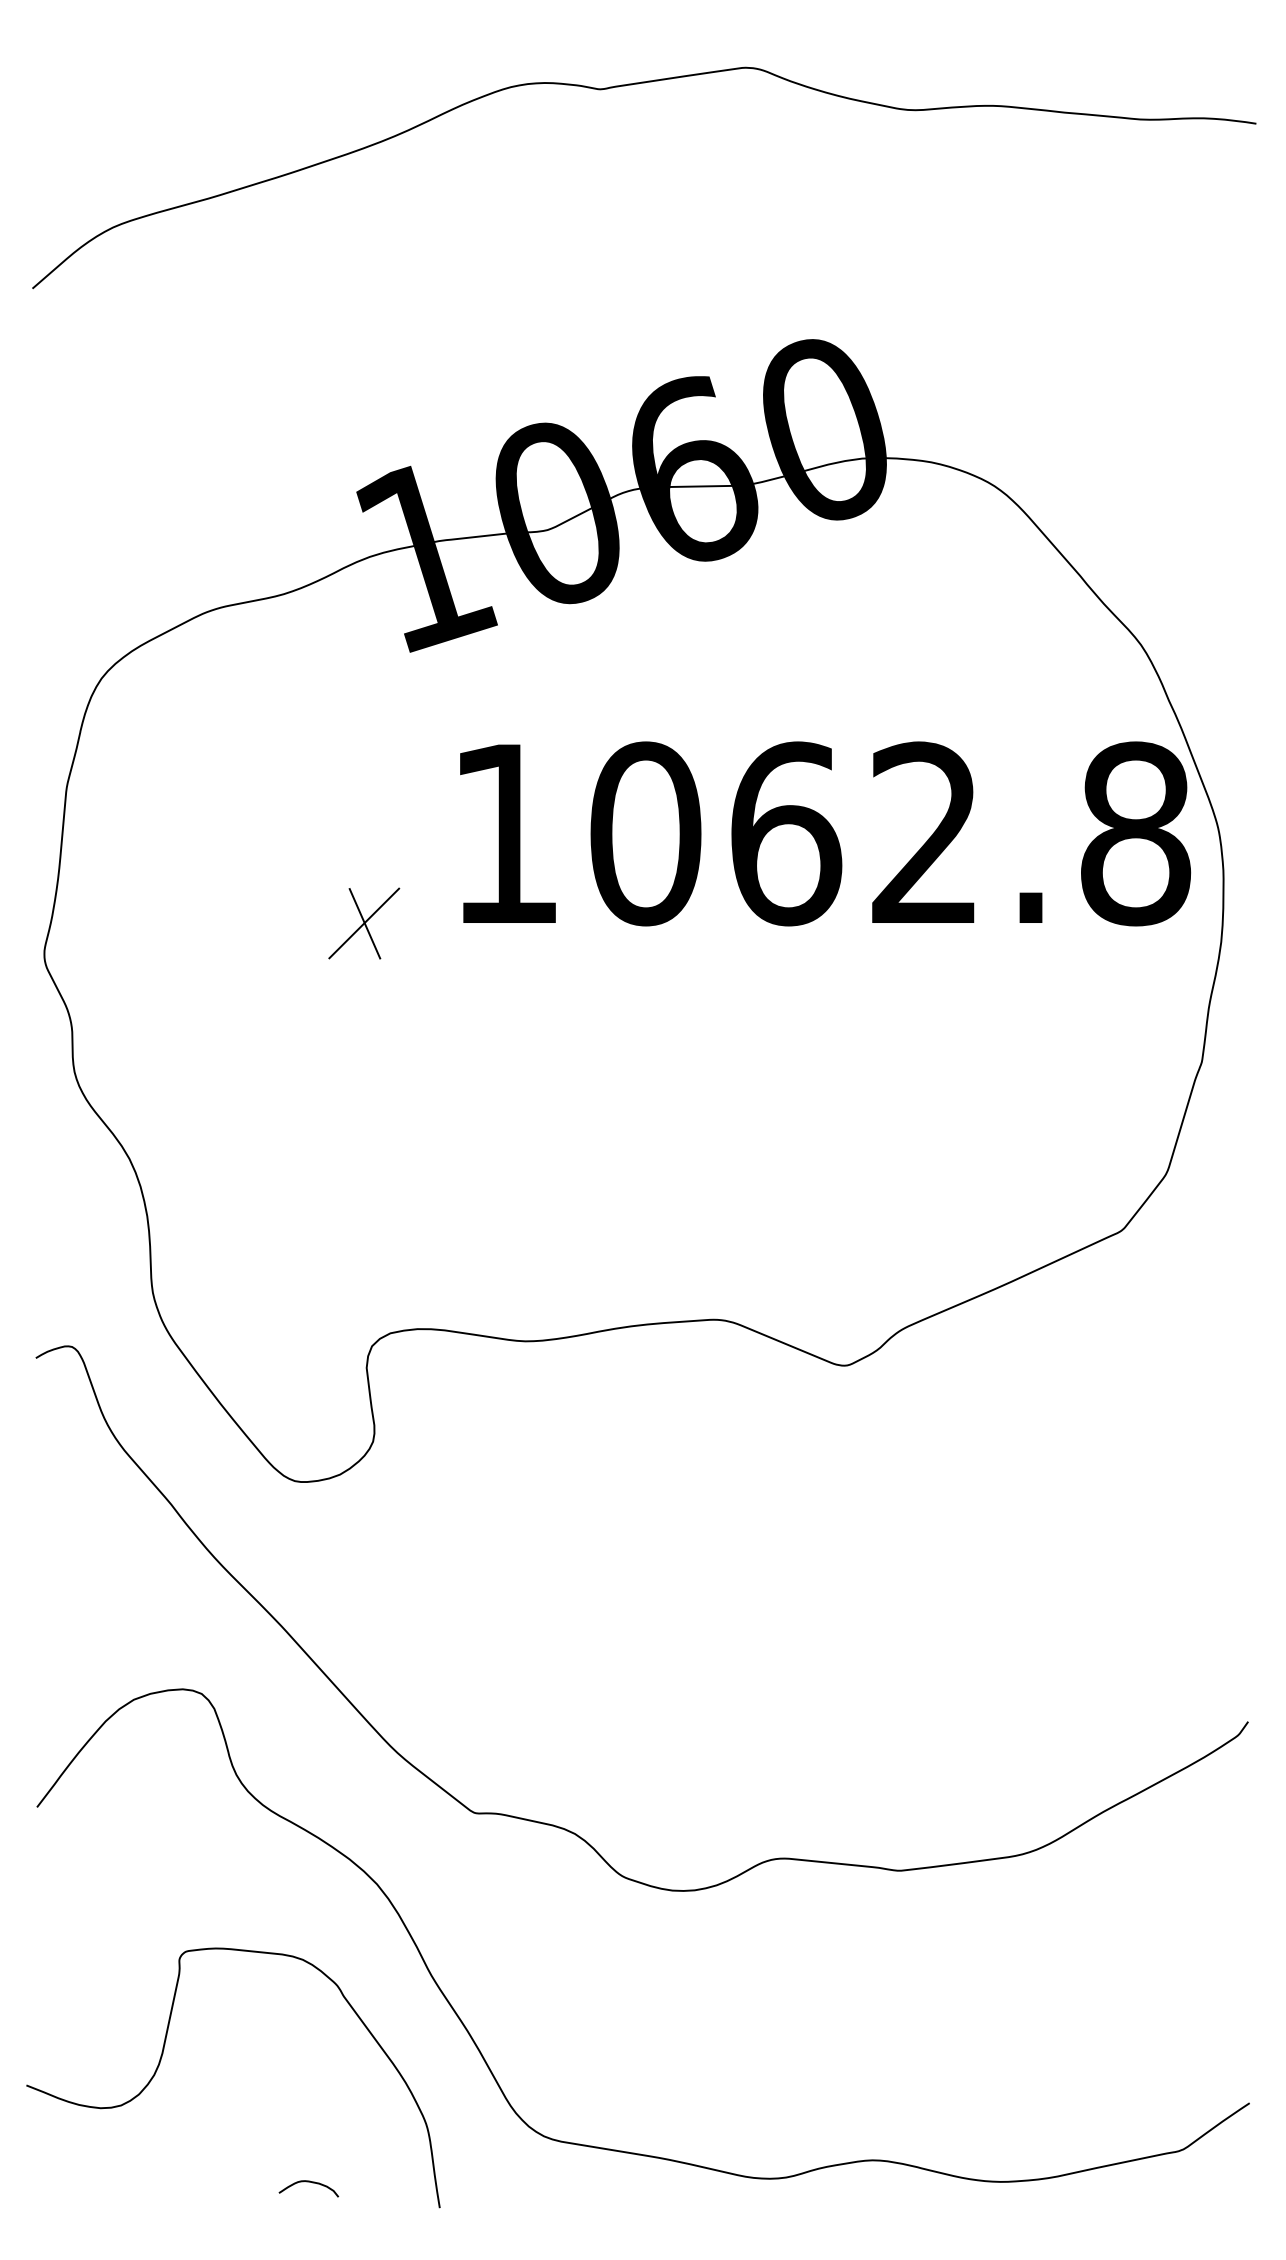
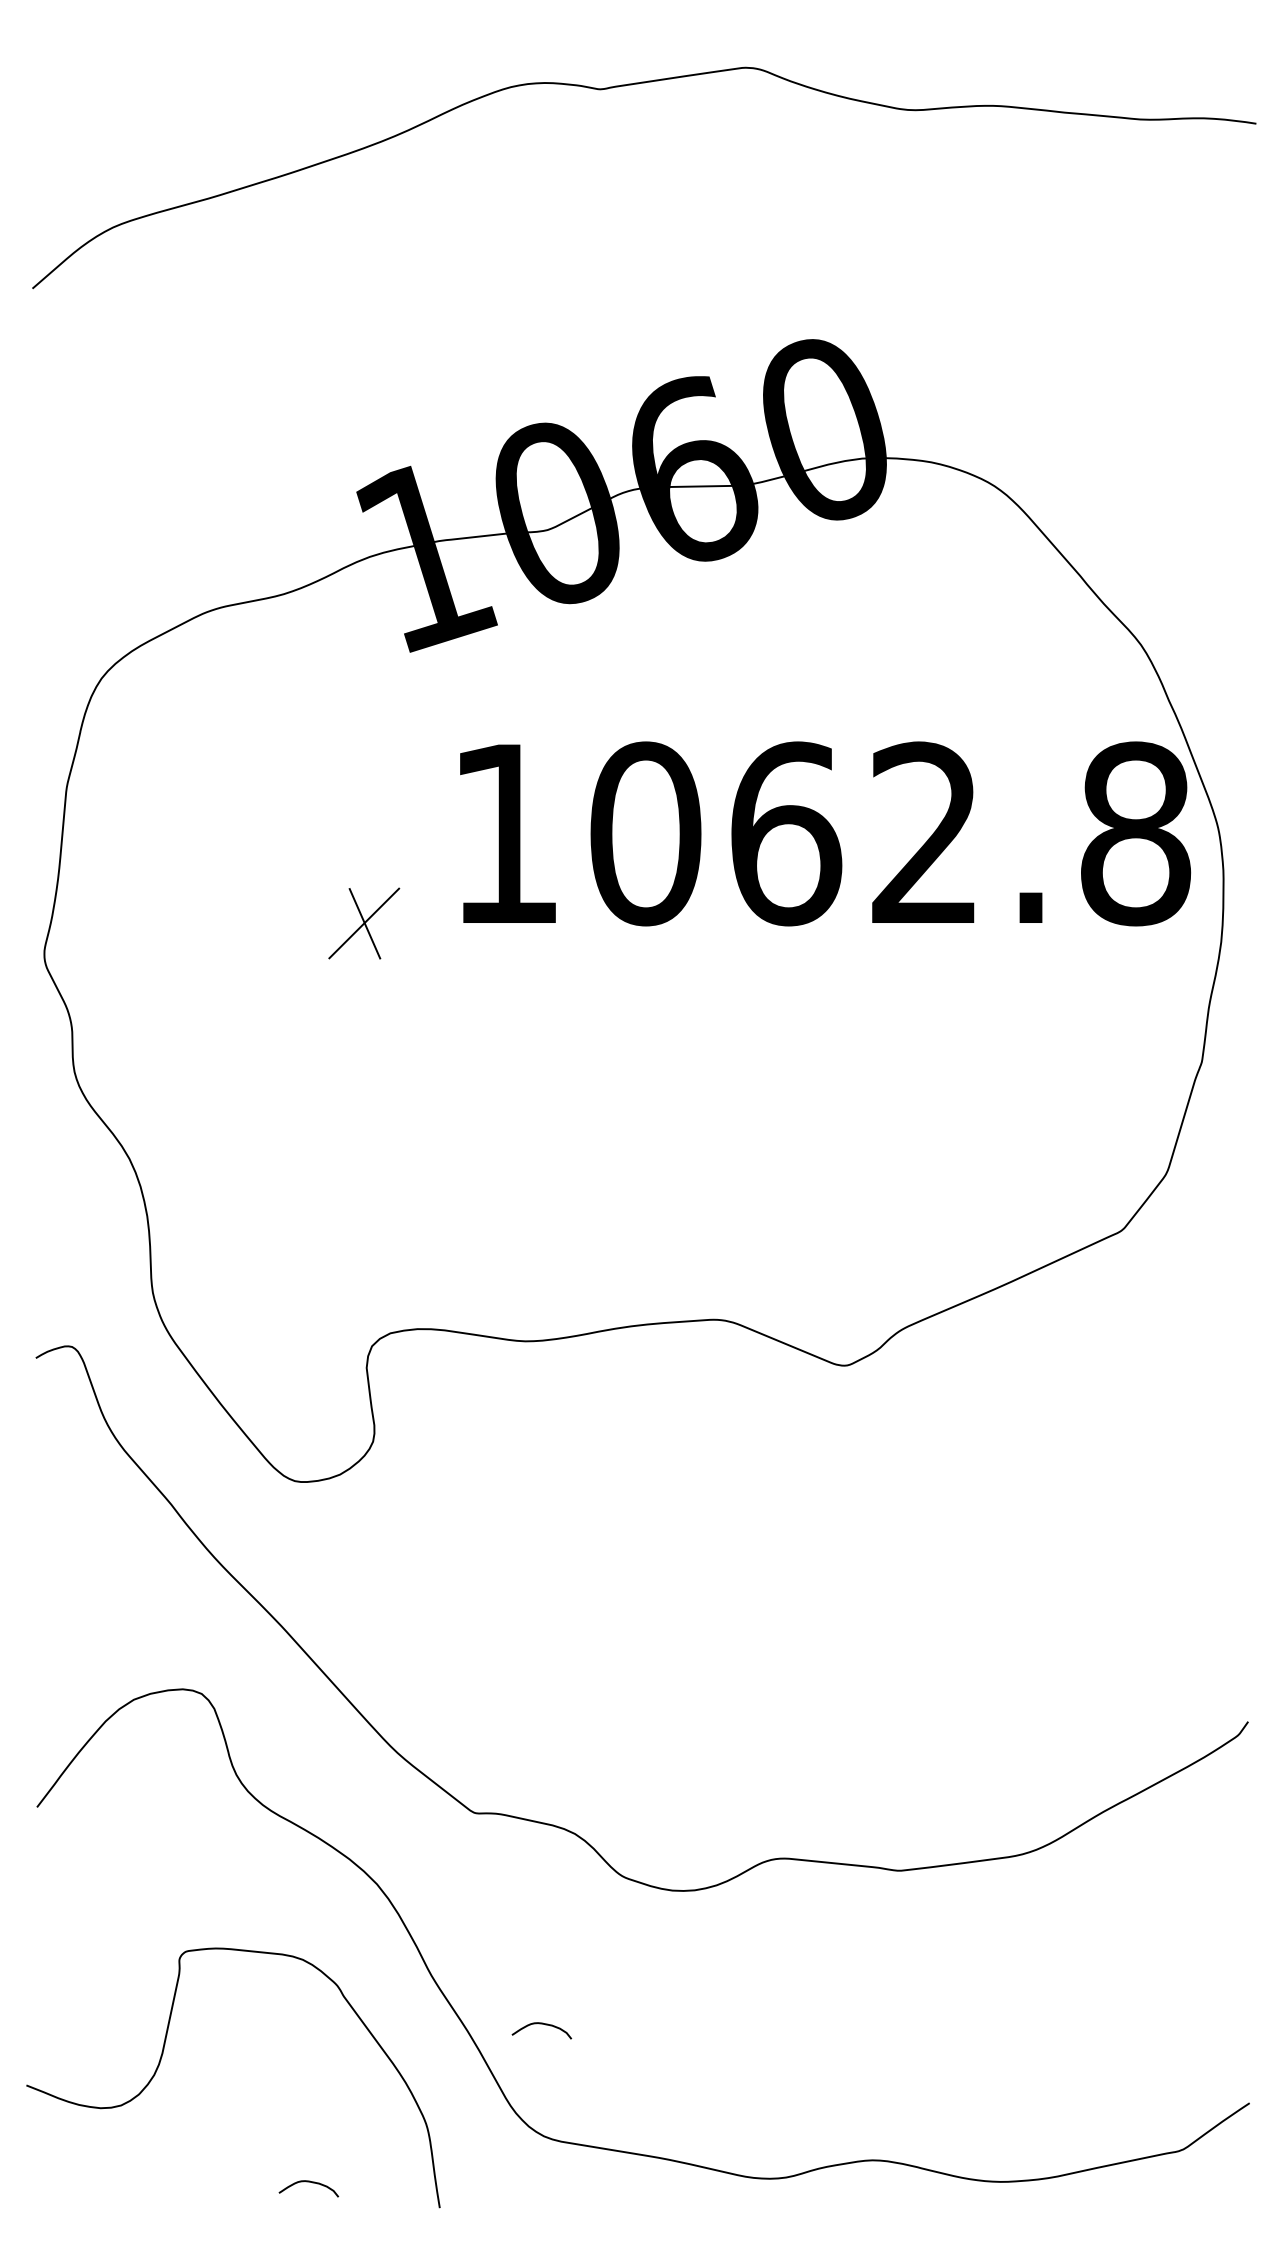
curve: none -> present (541, 2024)
